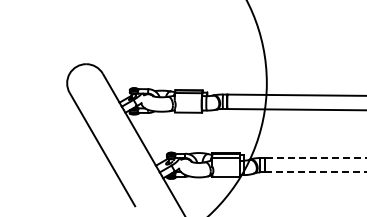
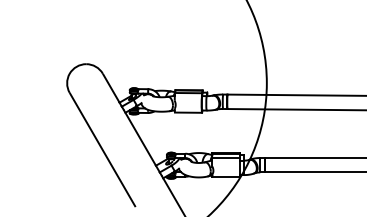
line: dashed -> solid (315, 158)
line: dashed -> solid (315, 172)
